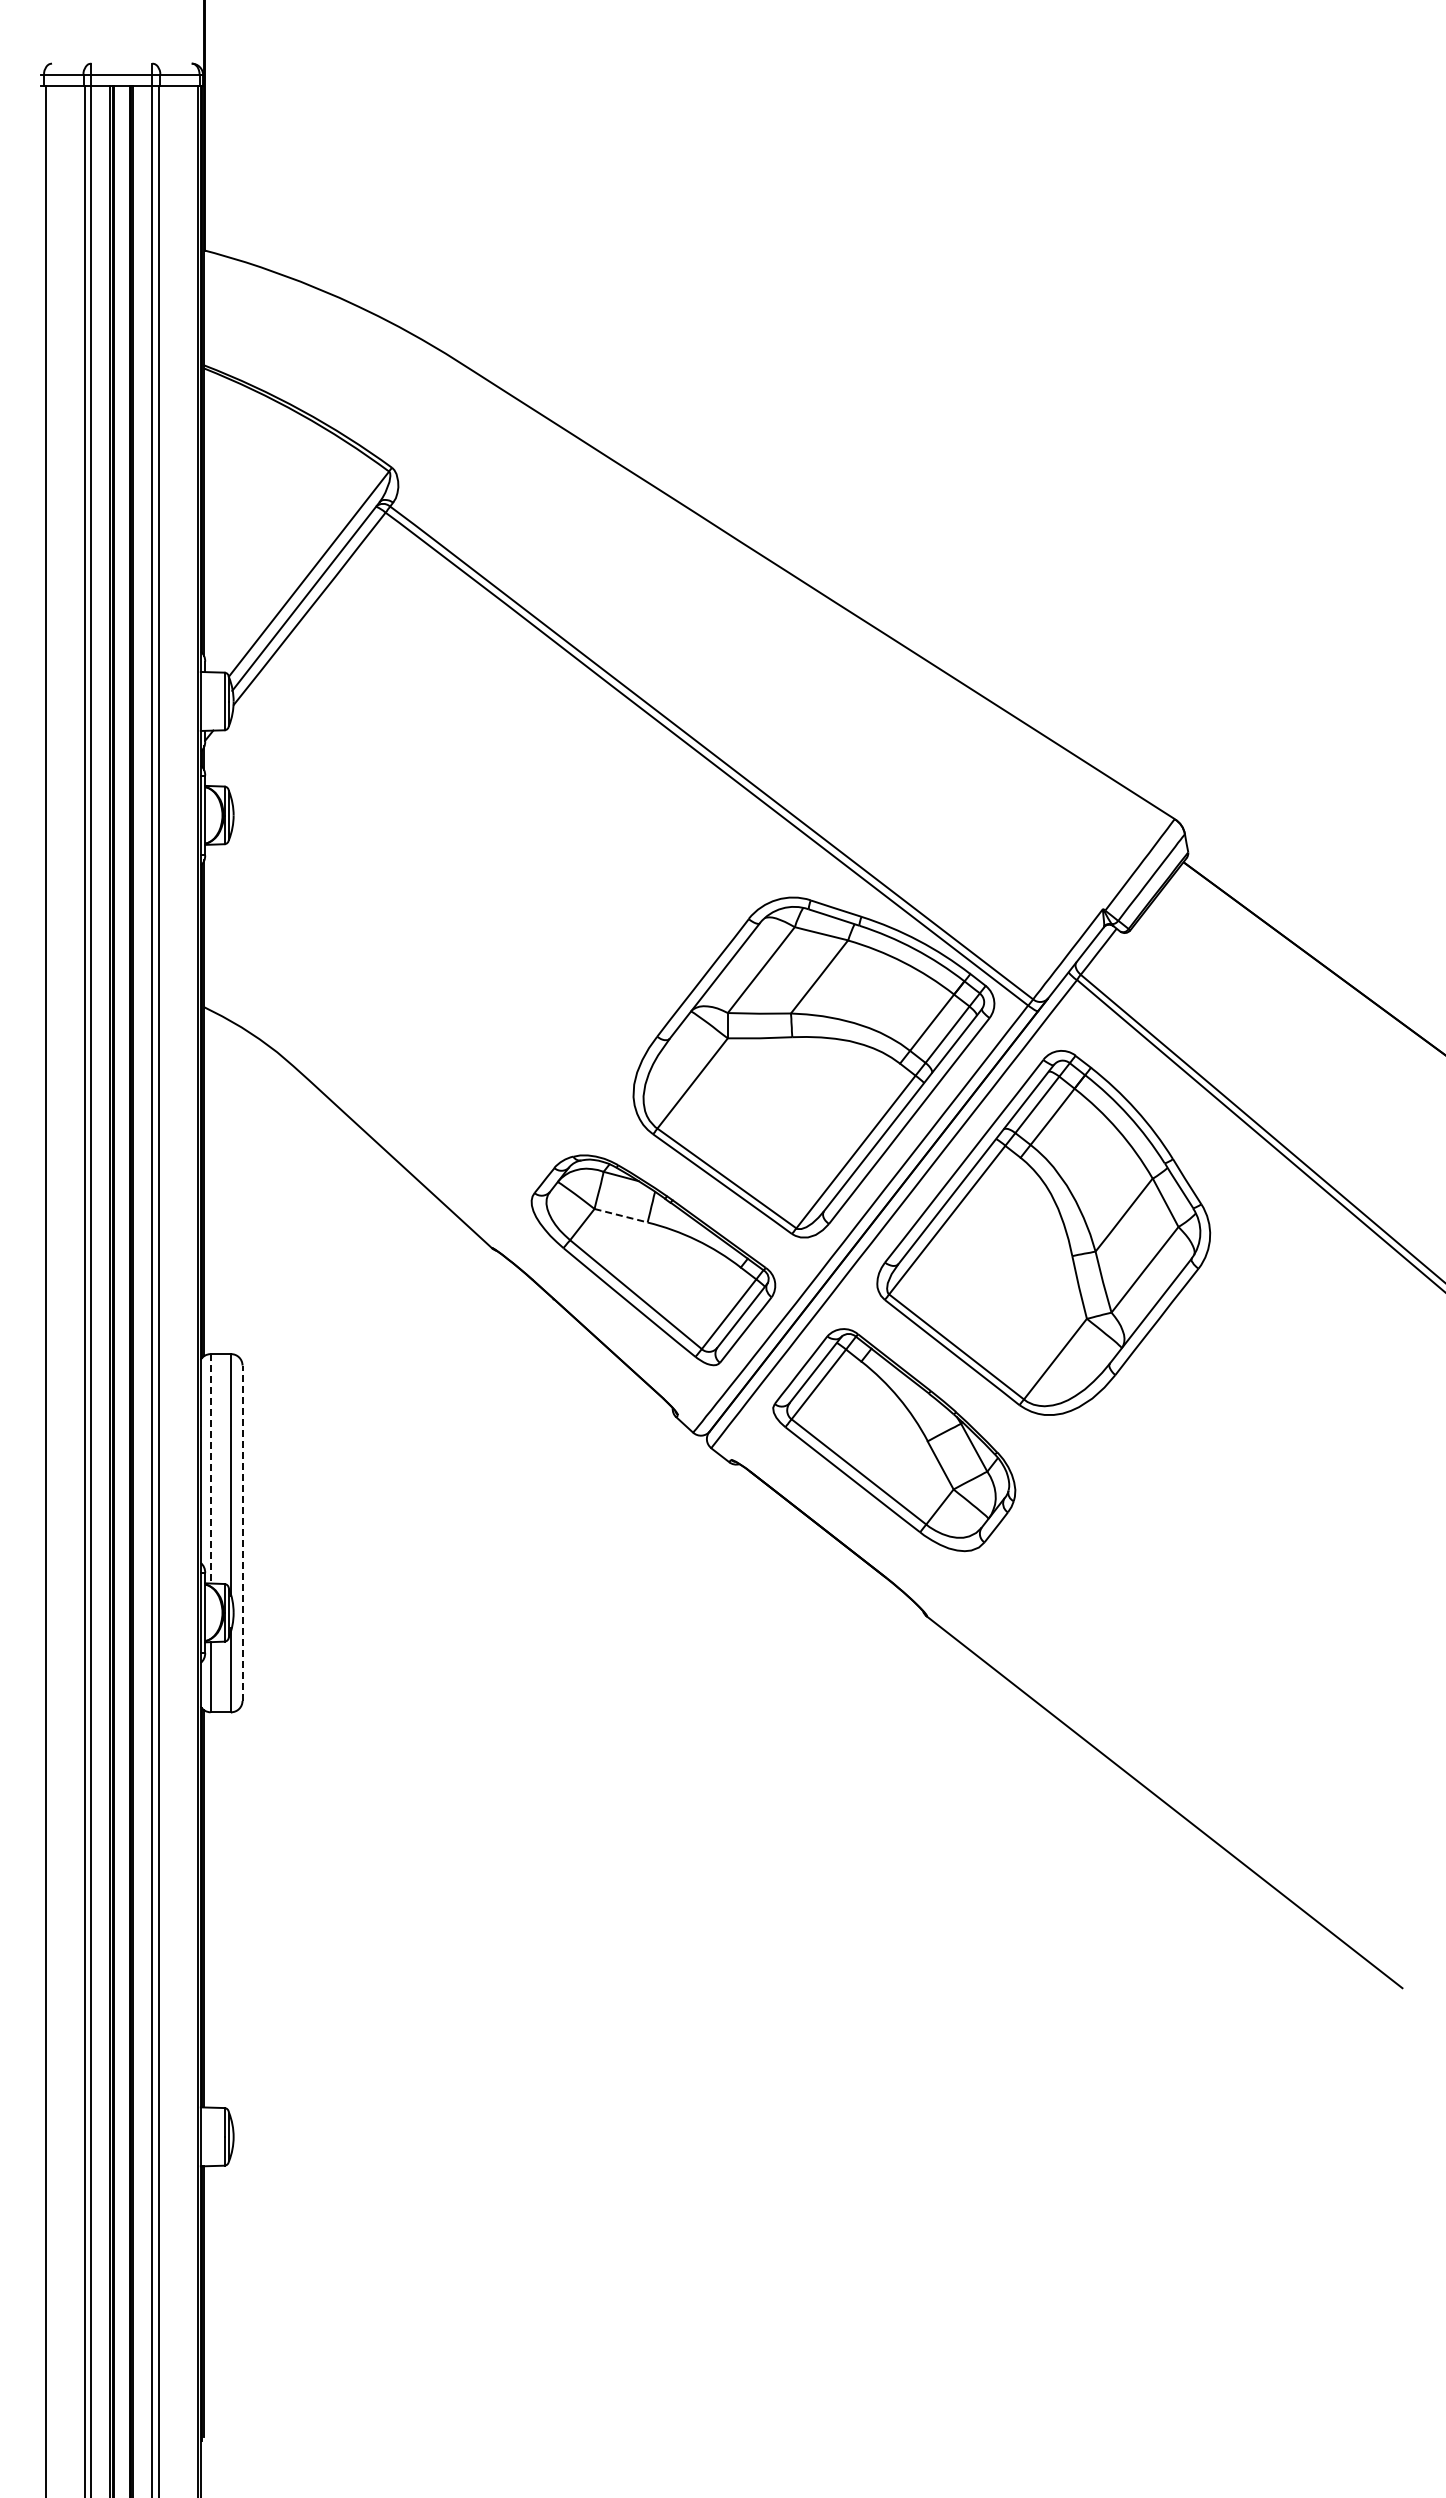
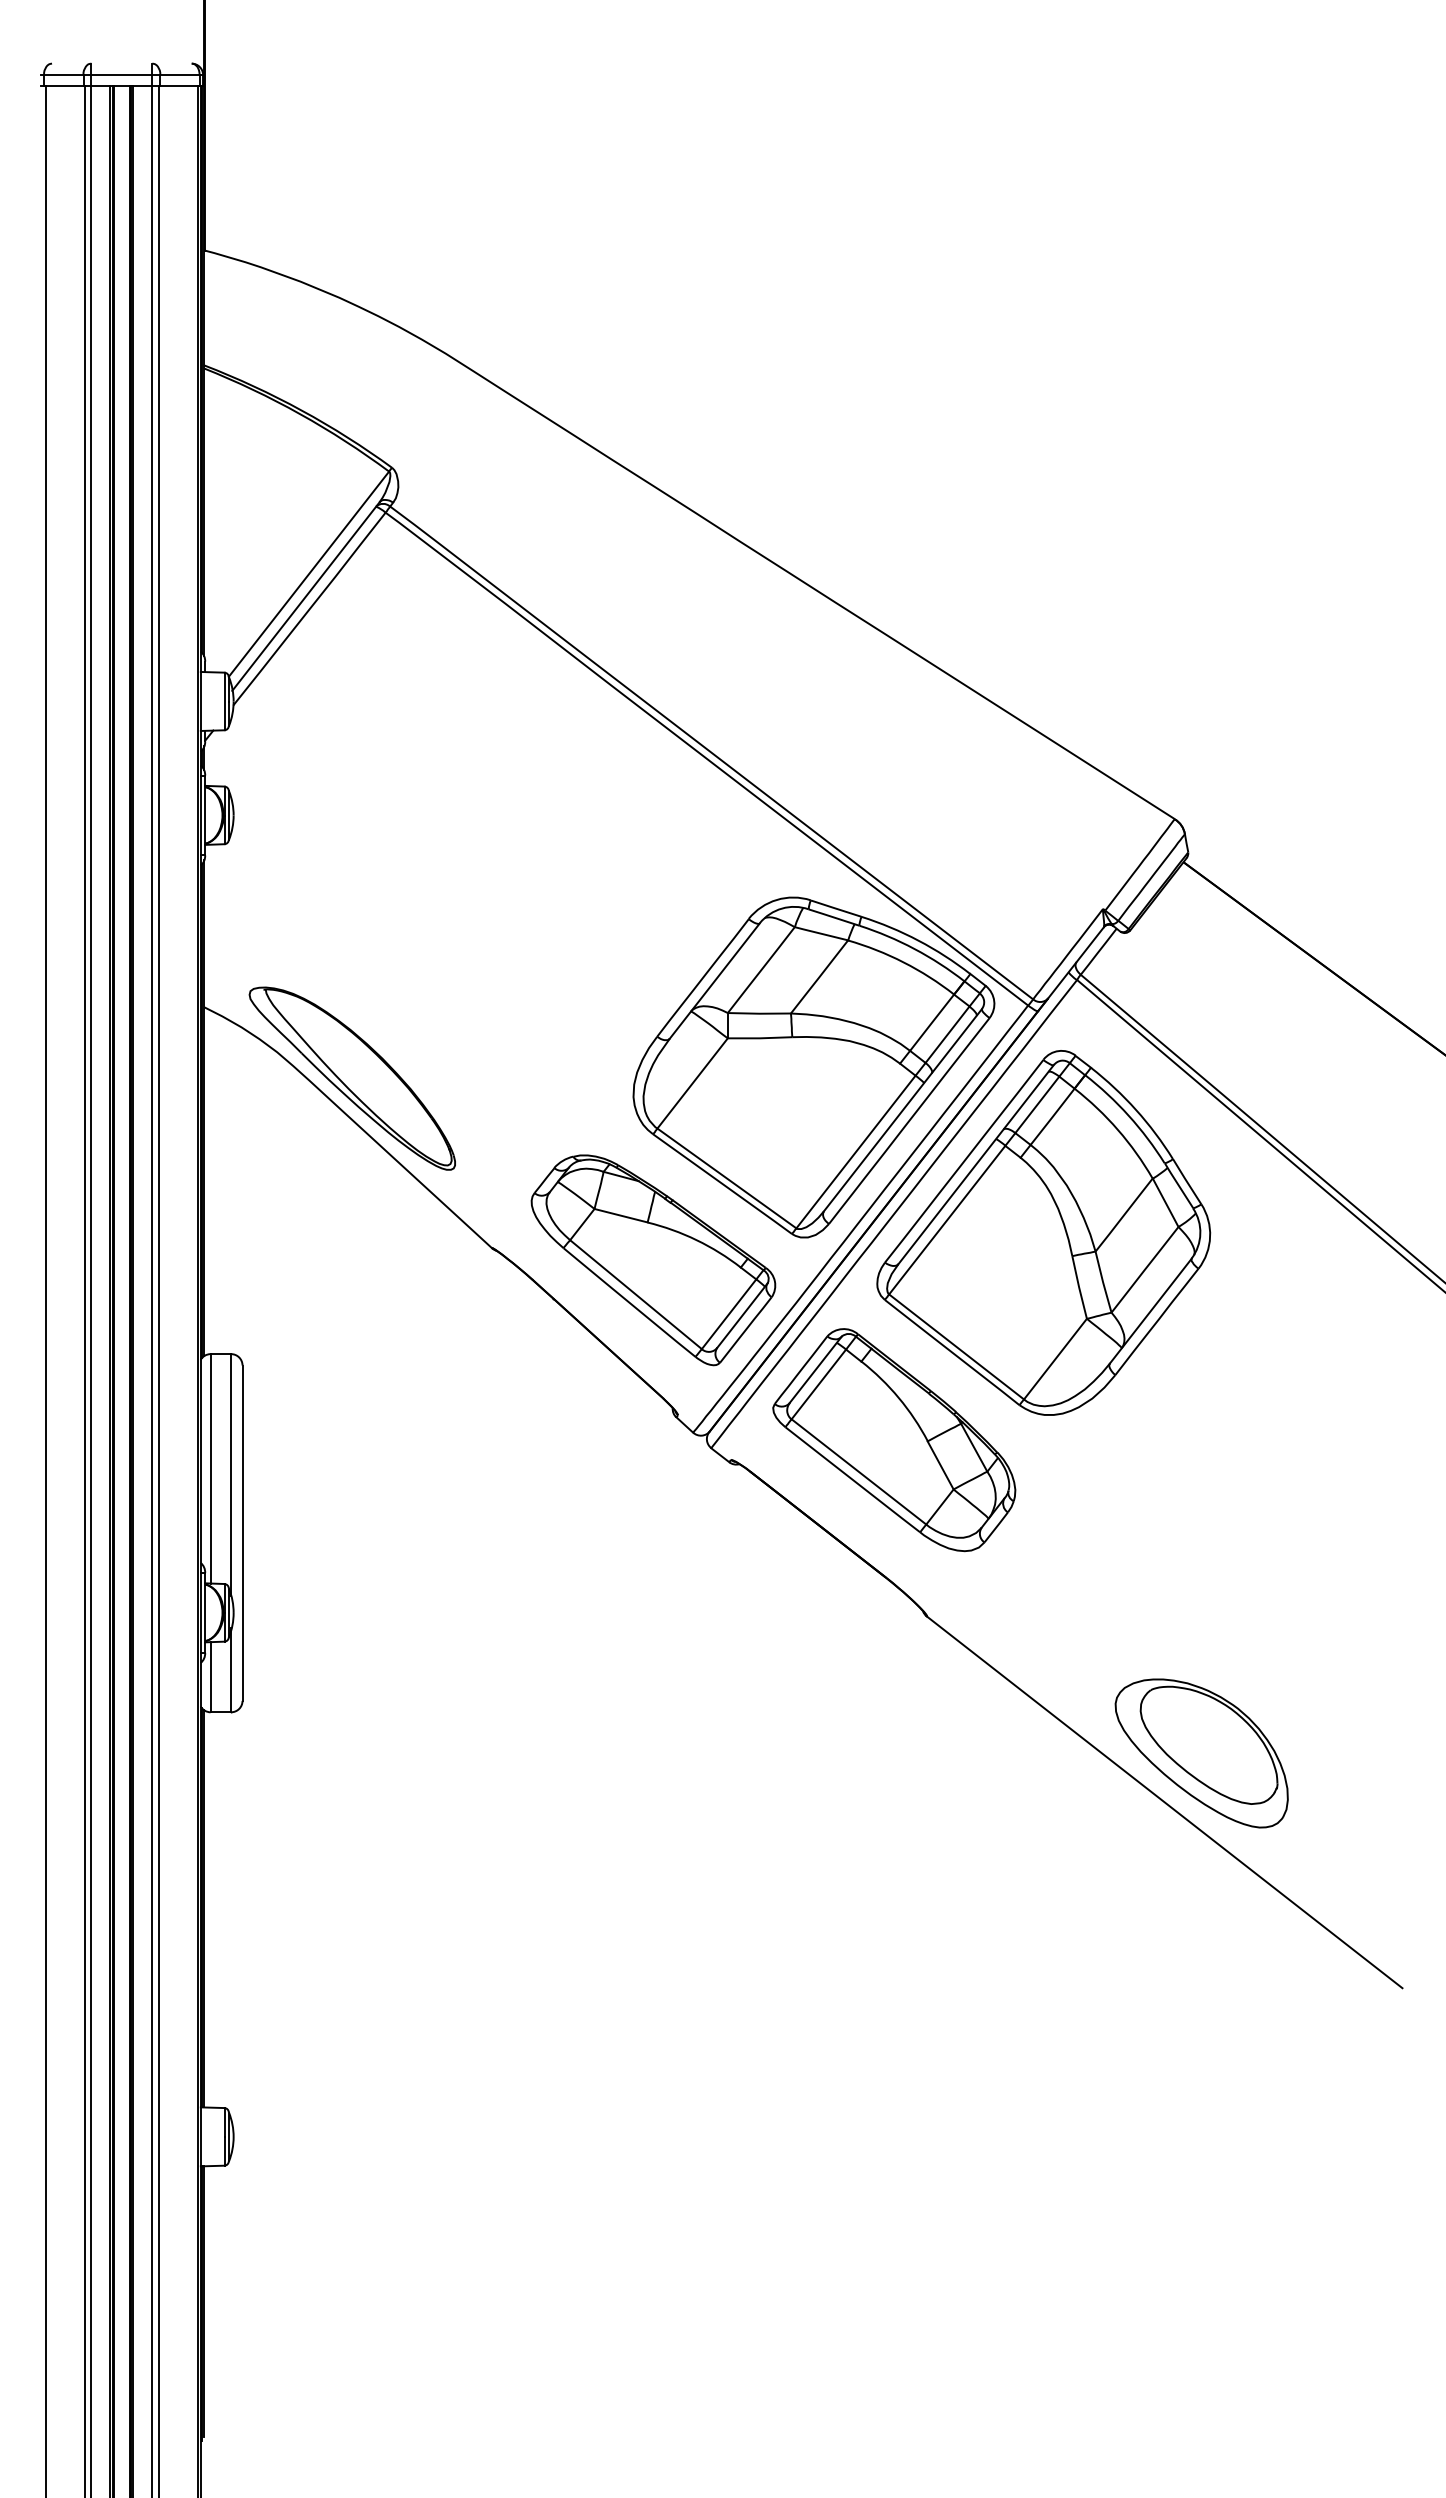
part: none -> present (351, 1078)
line: dashed -> solid (621, 1215)
line: dashed -> solid (210, 1468)
line: dashed -> solid (242, 1533)
part: none -> present (1201, 1753)
